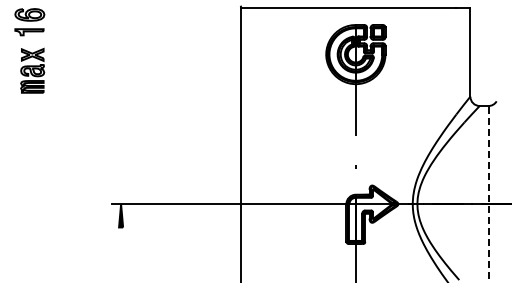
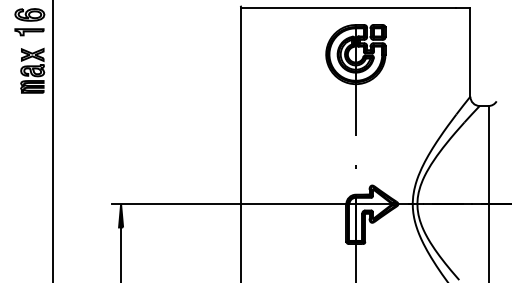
line: none -> present (52, 140)
line: dashed -> solid (488, 193)
line: none -> present (121, 253)
